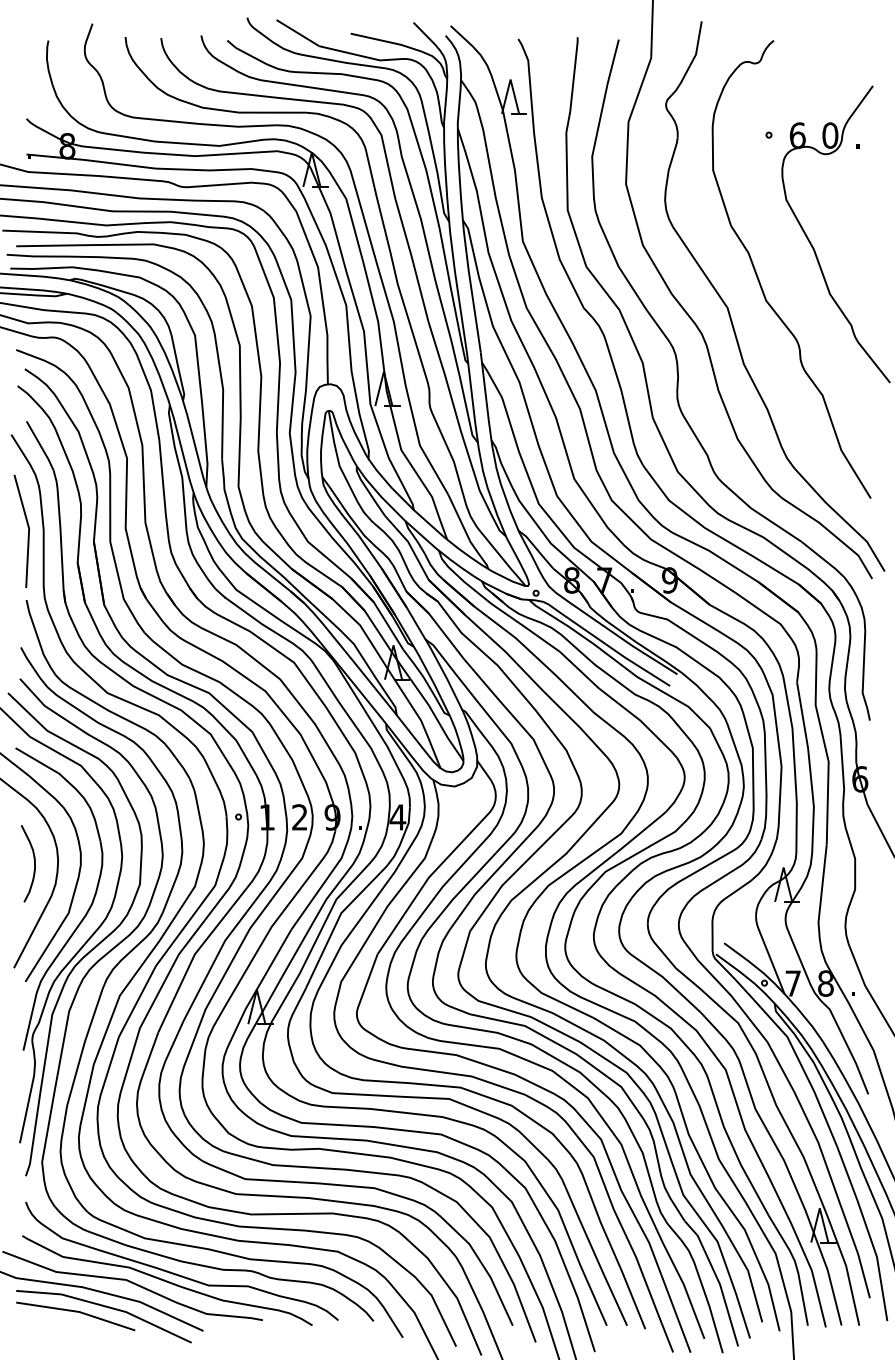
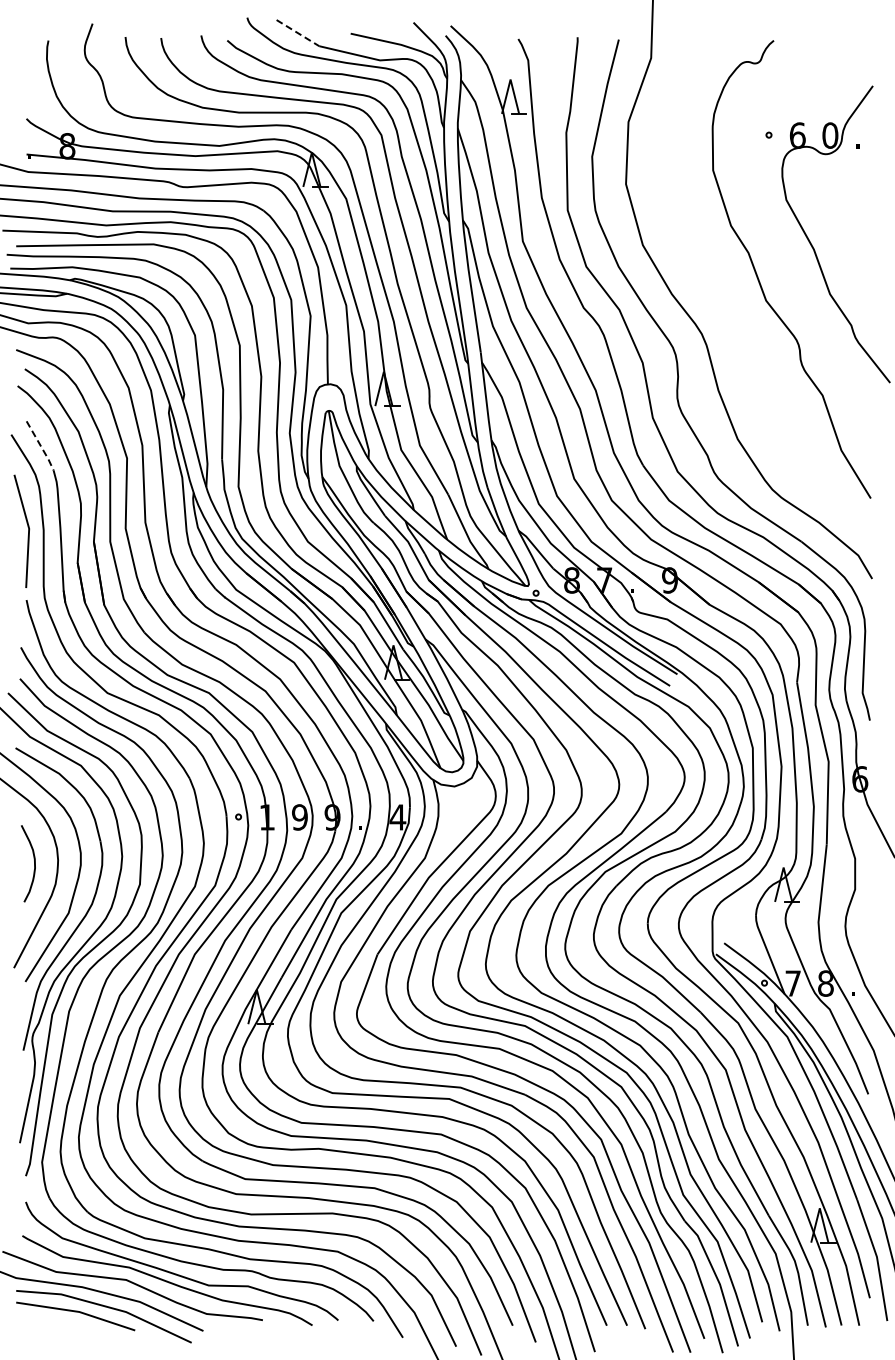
line: solid -> dashed (298, 33)
part: present -> none (729, 310)
line: solid -> dashed (41, 446)
text: 2 -> 9 (299, 817)
